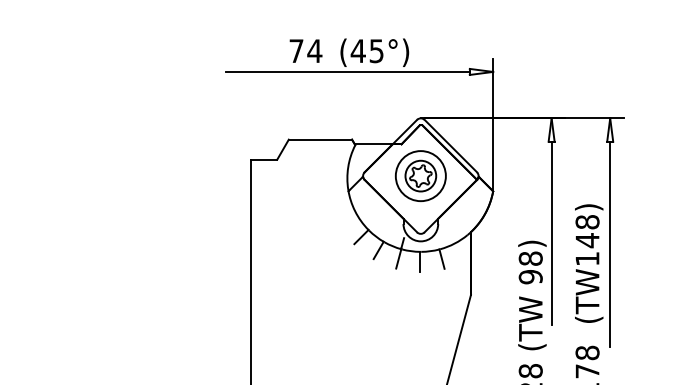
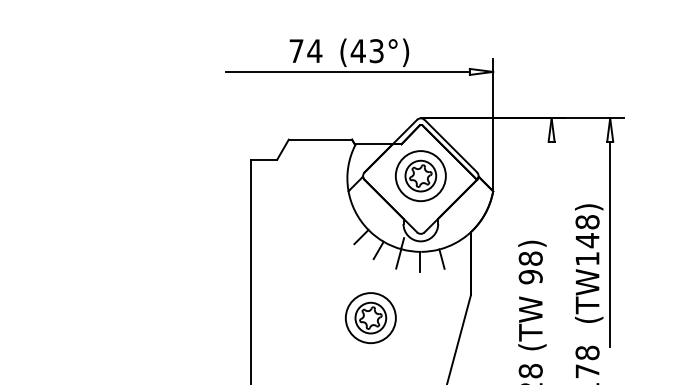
text: (45°) -> (43°) (376, 50)
line: present -> none (551, 232)
part: none -> present (370, 318)
